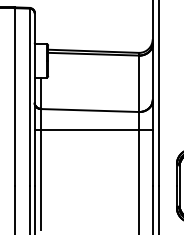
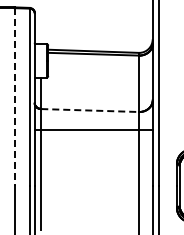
line: solid -> dashed (14, 97)
line: solid -> dashed (90, 110)
